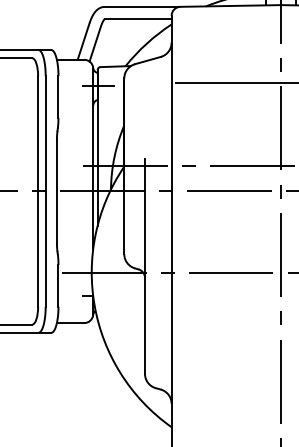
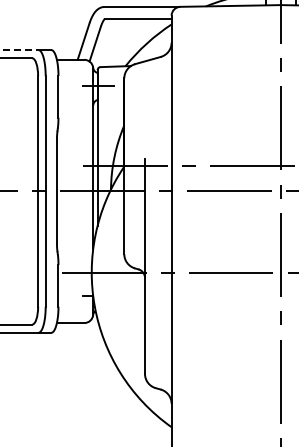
line: solid -> dashed (19, 50)
line: present -> none (235, 83)
